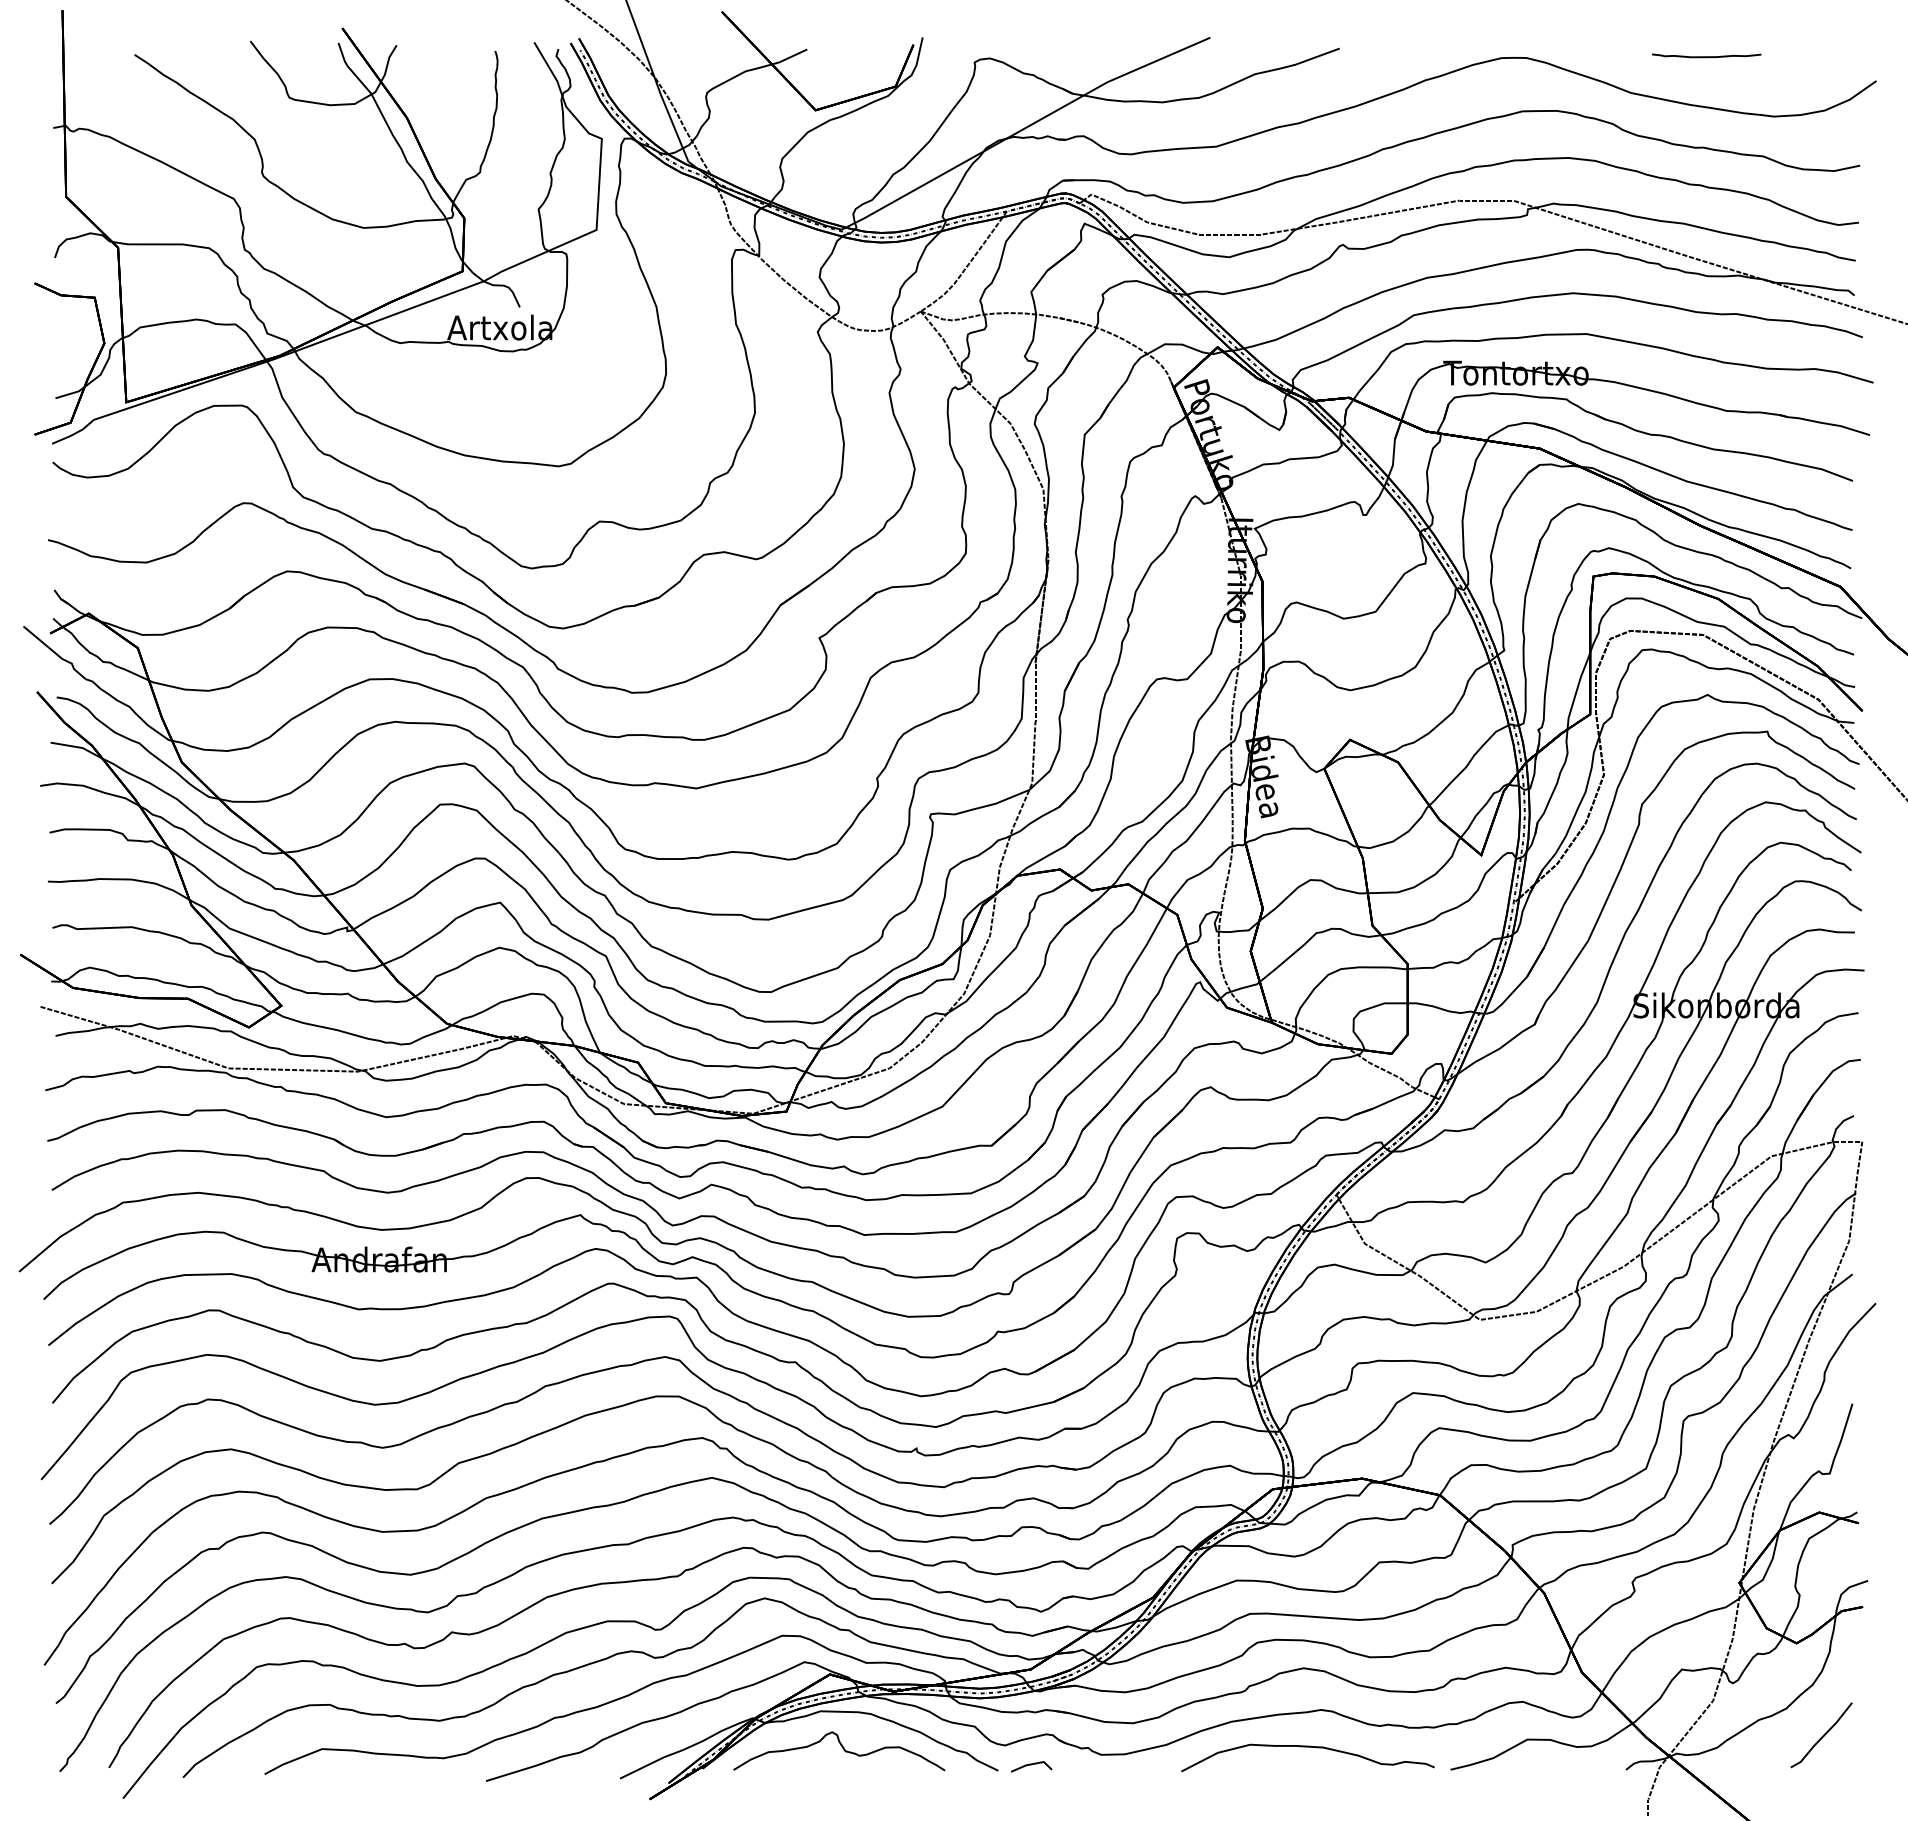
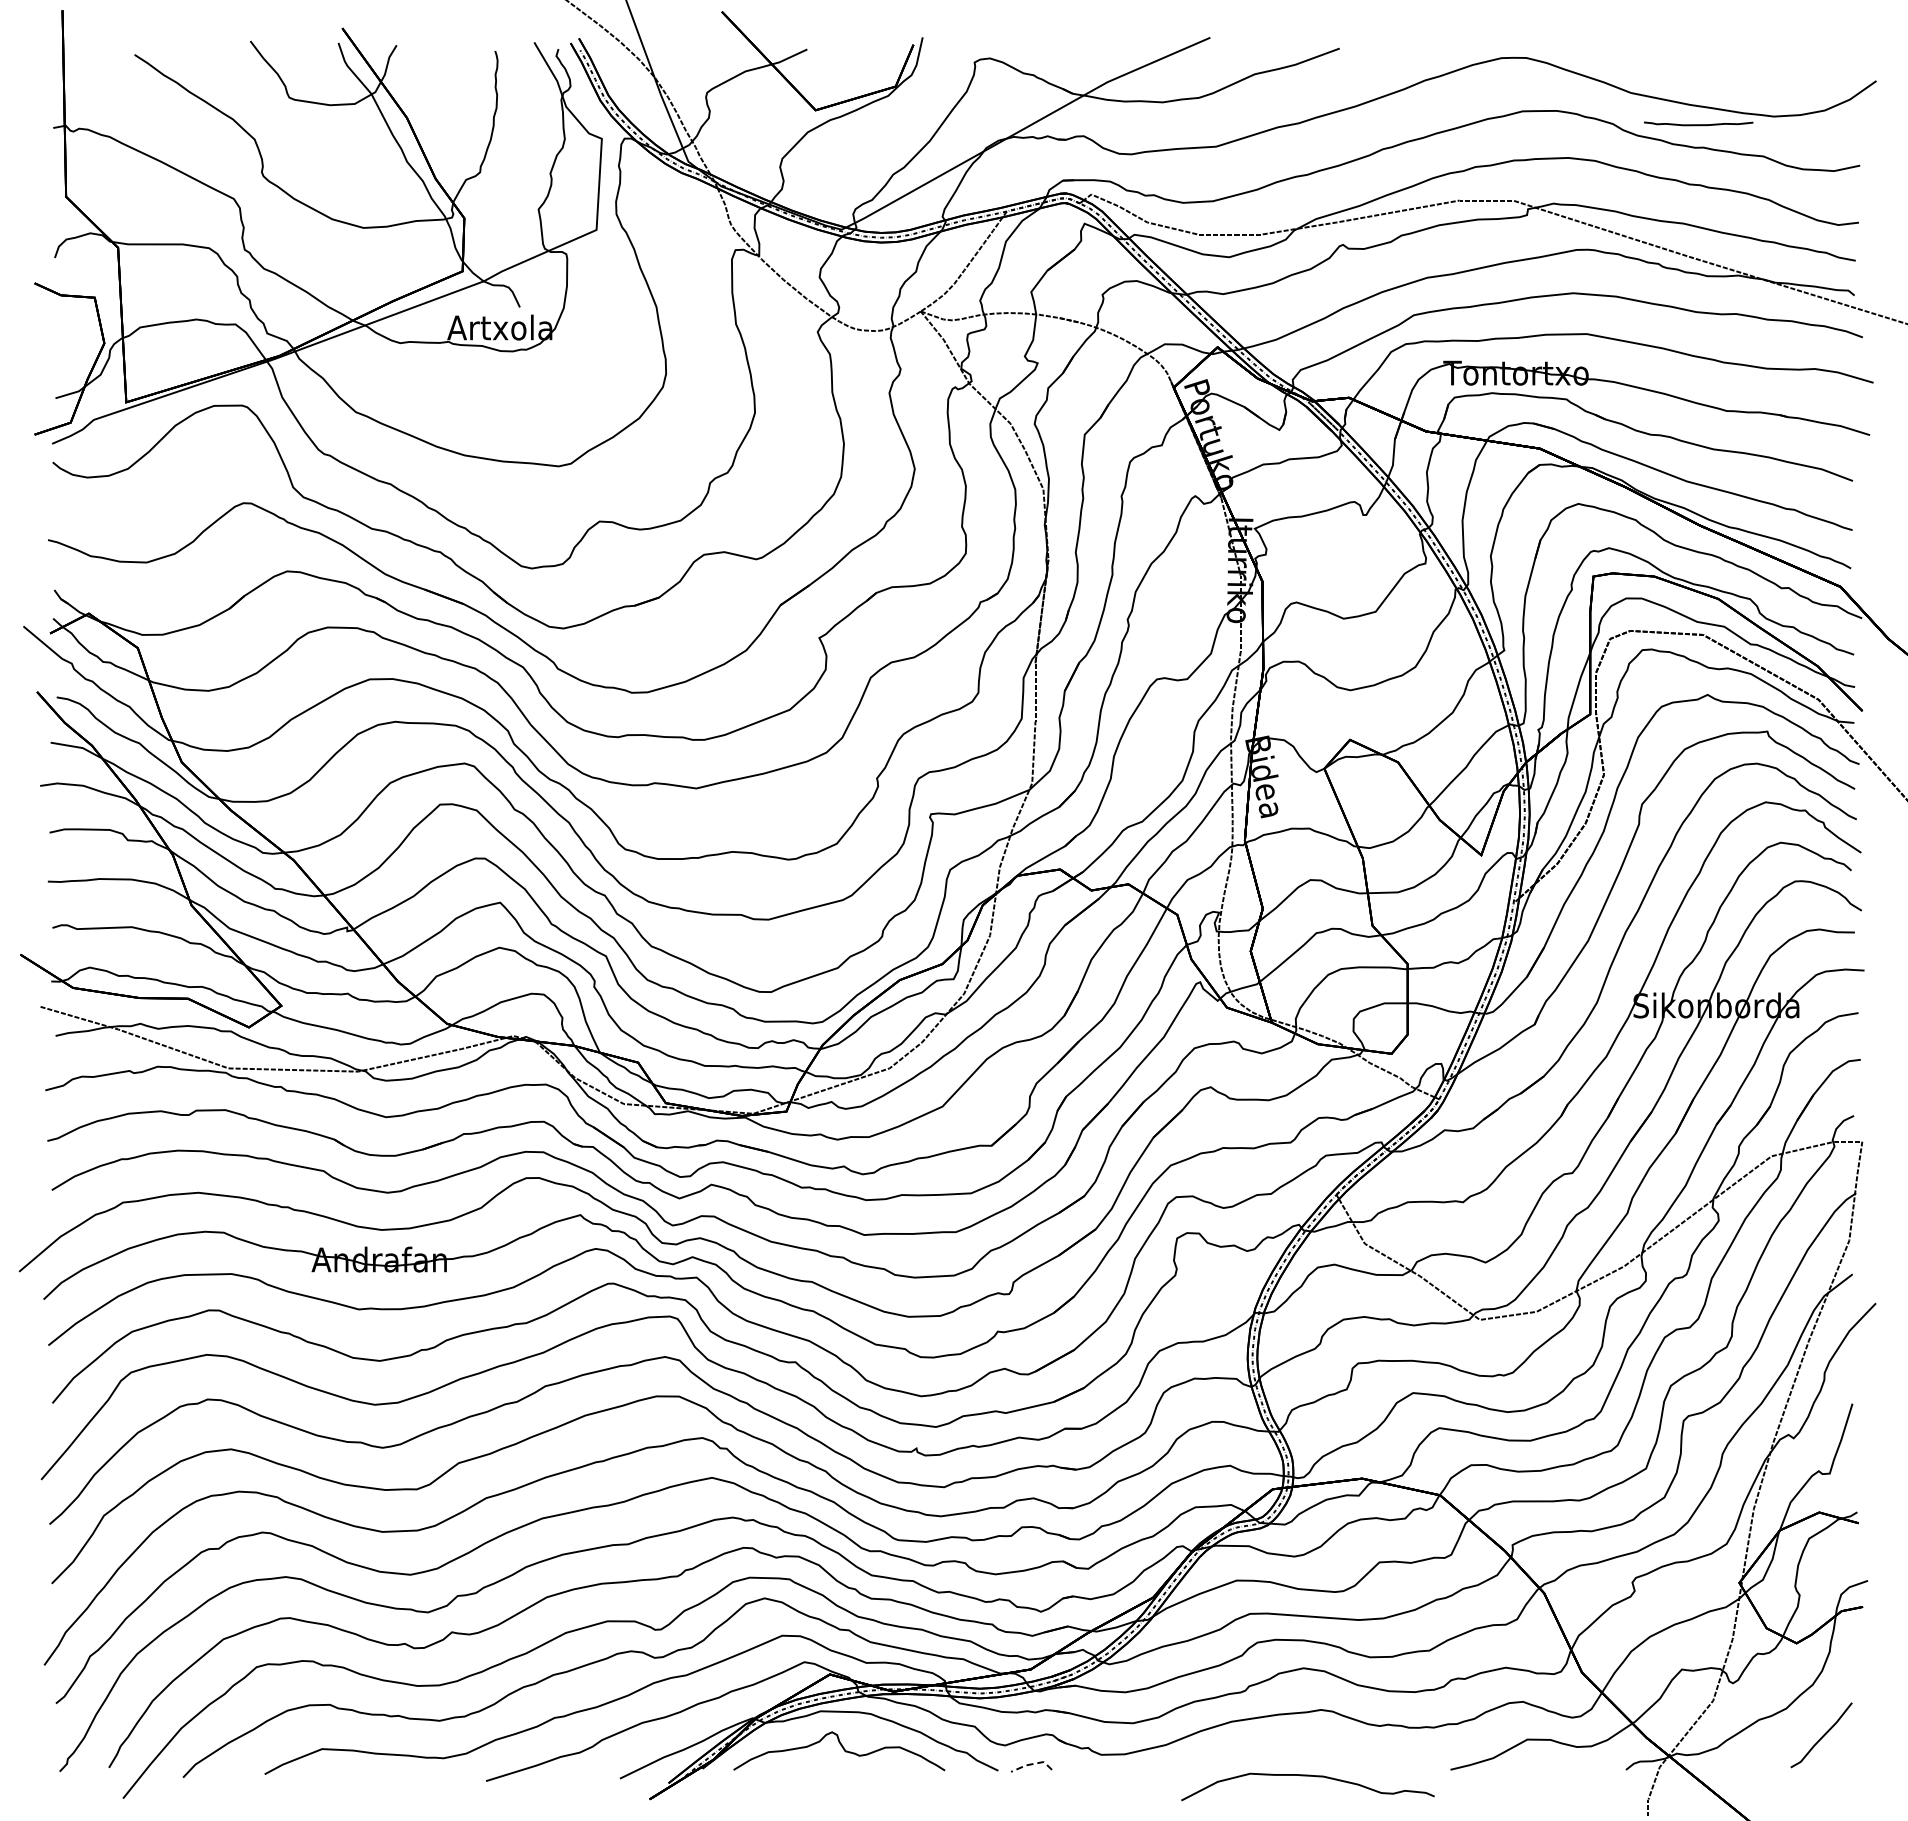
curve position: (1706, 56) -> (1698, 124) (1698, 124)
curve position: (1307, 1747) -> (1307, 1776) (1307, 1776)
line: solid -> dashed (1032, 1764)
